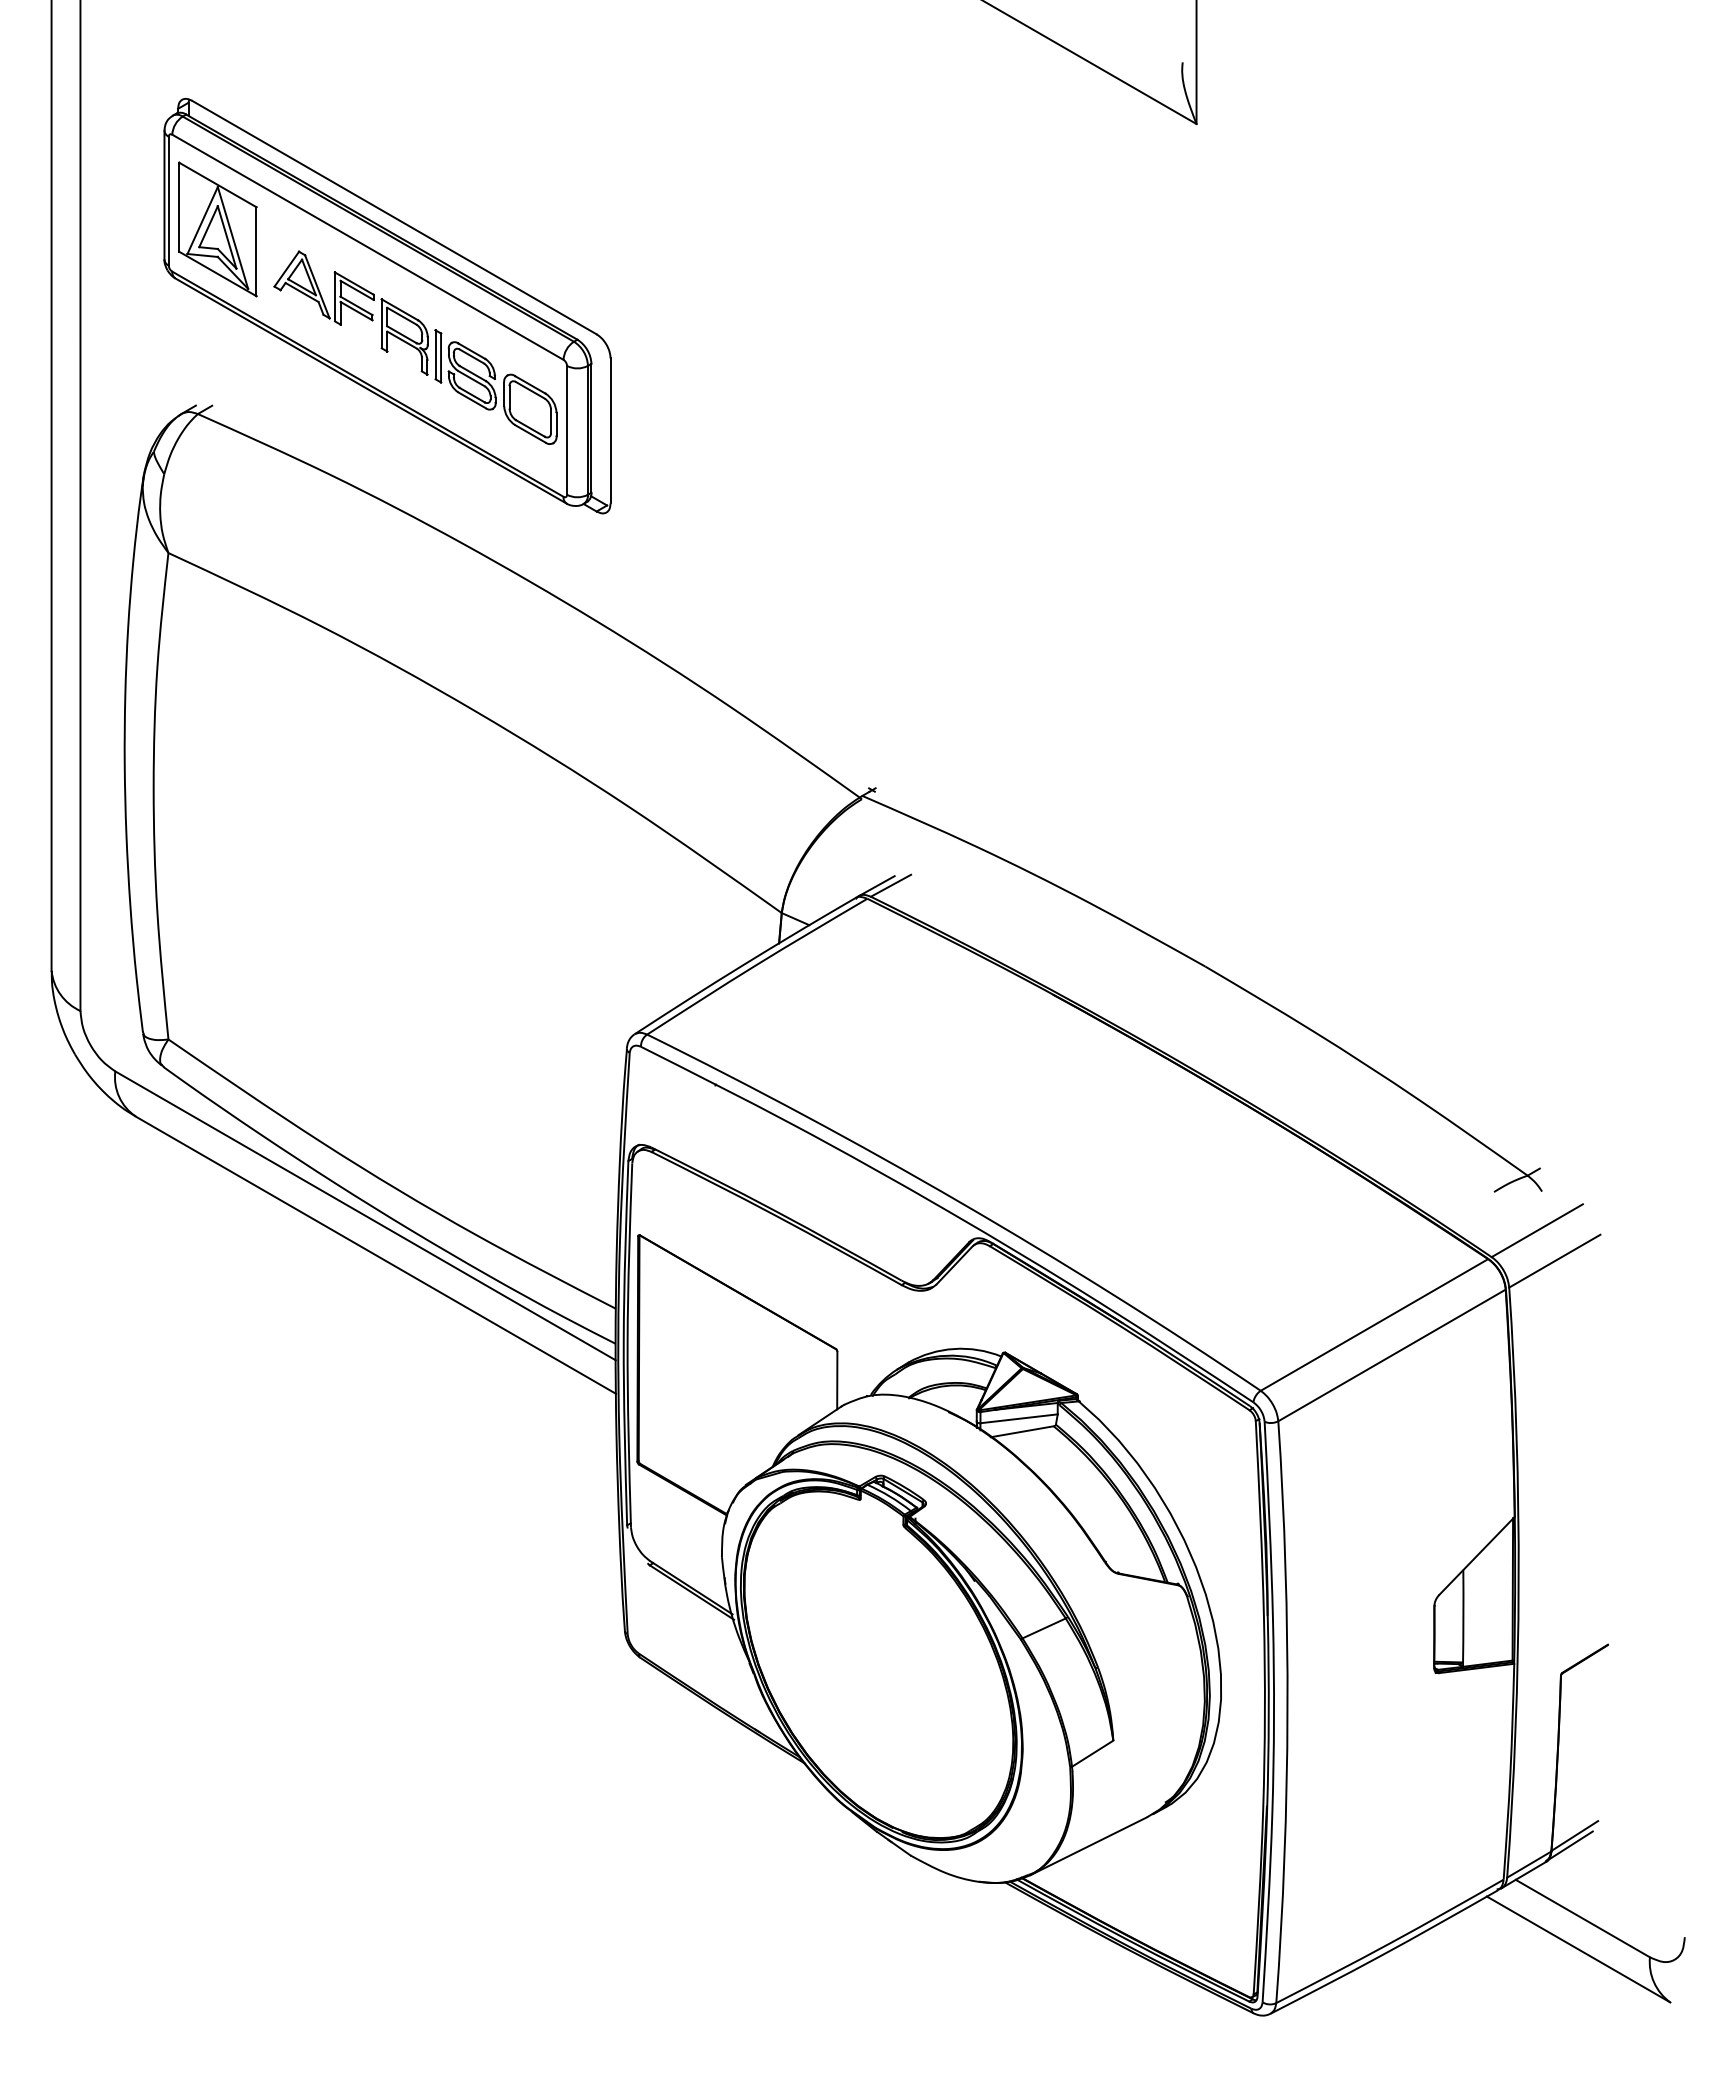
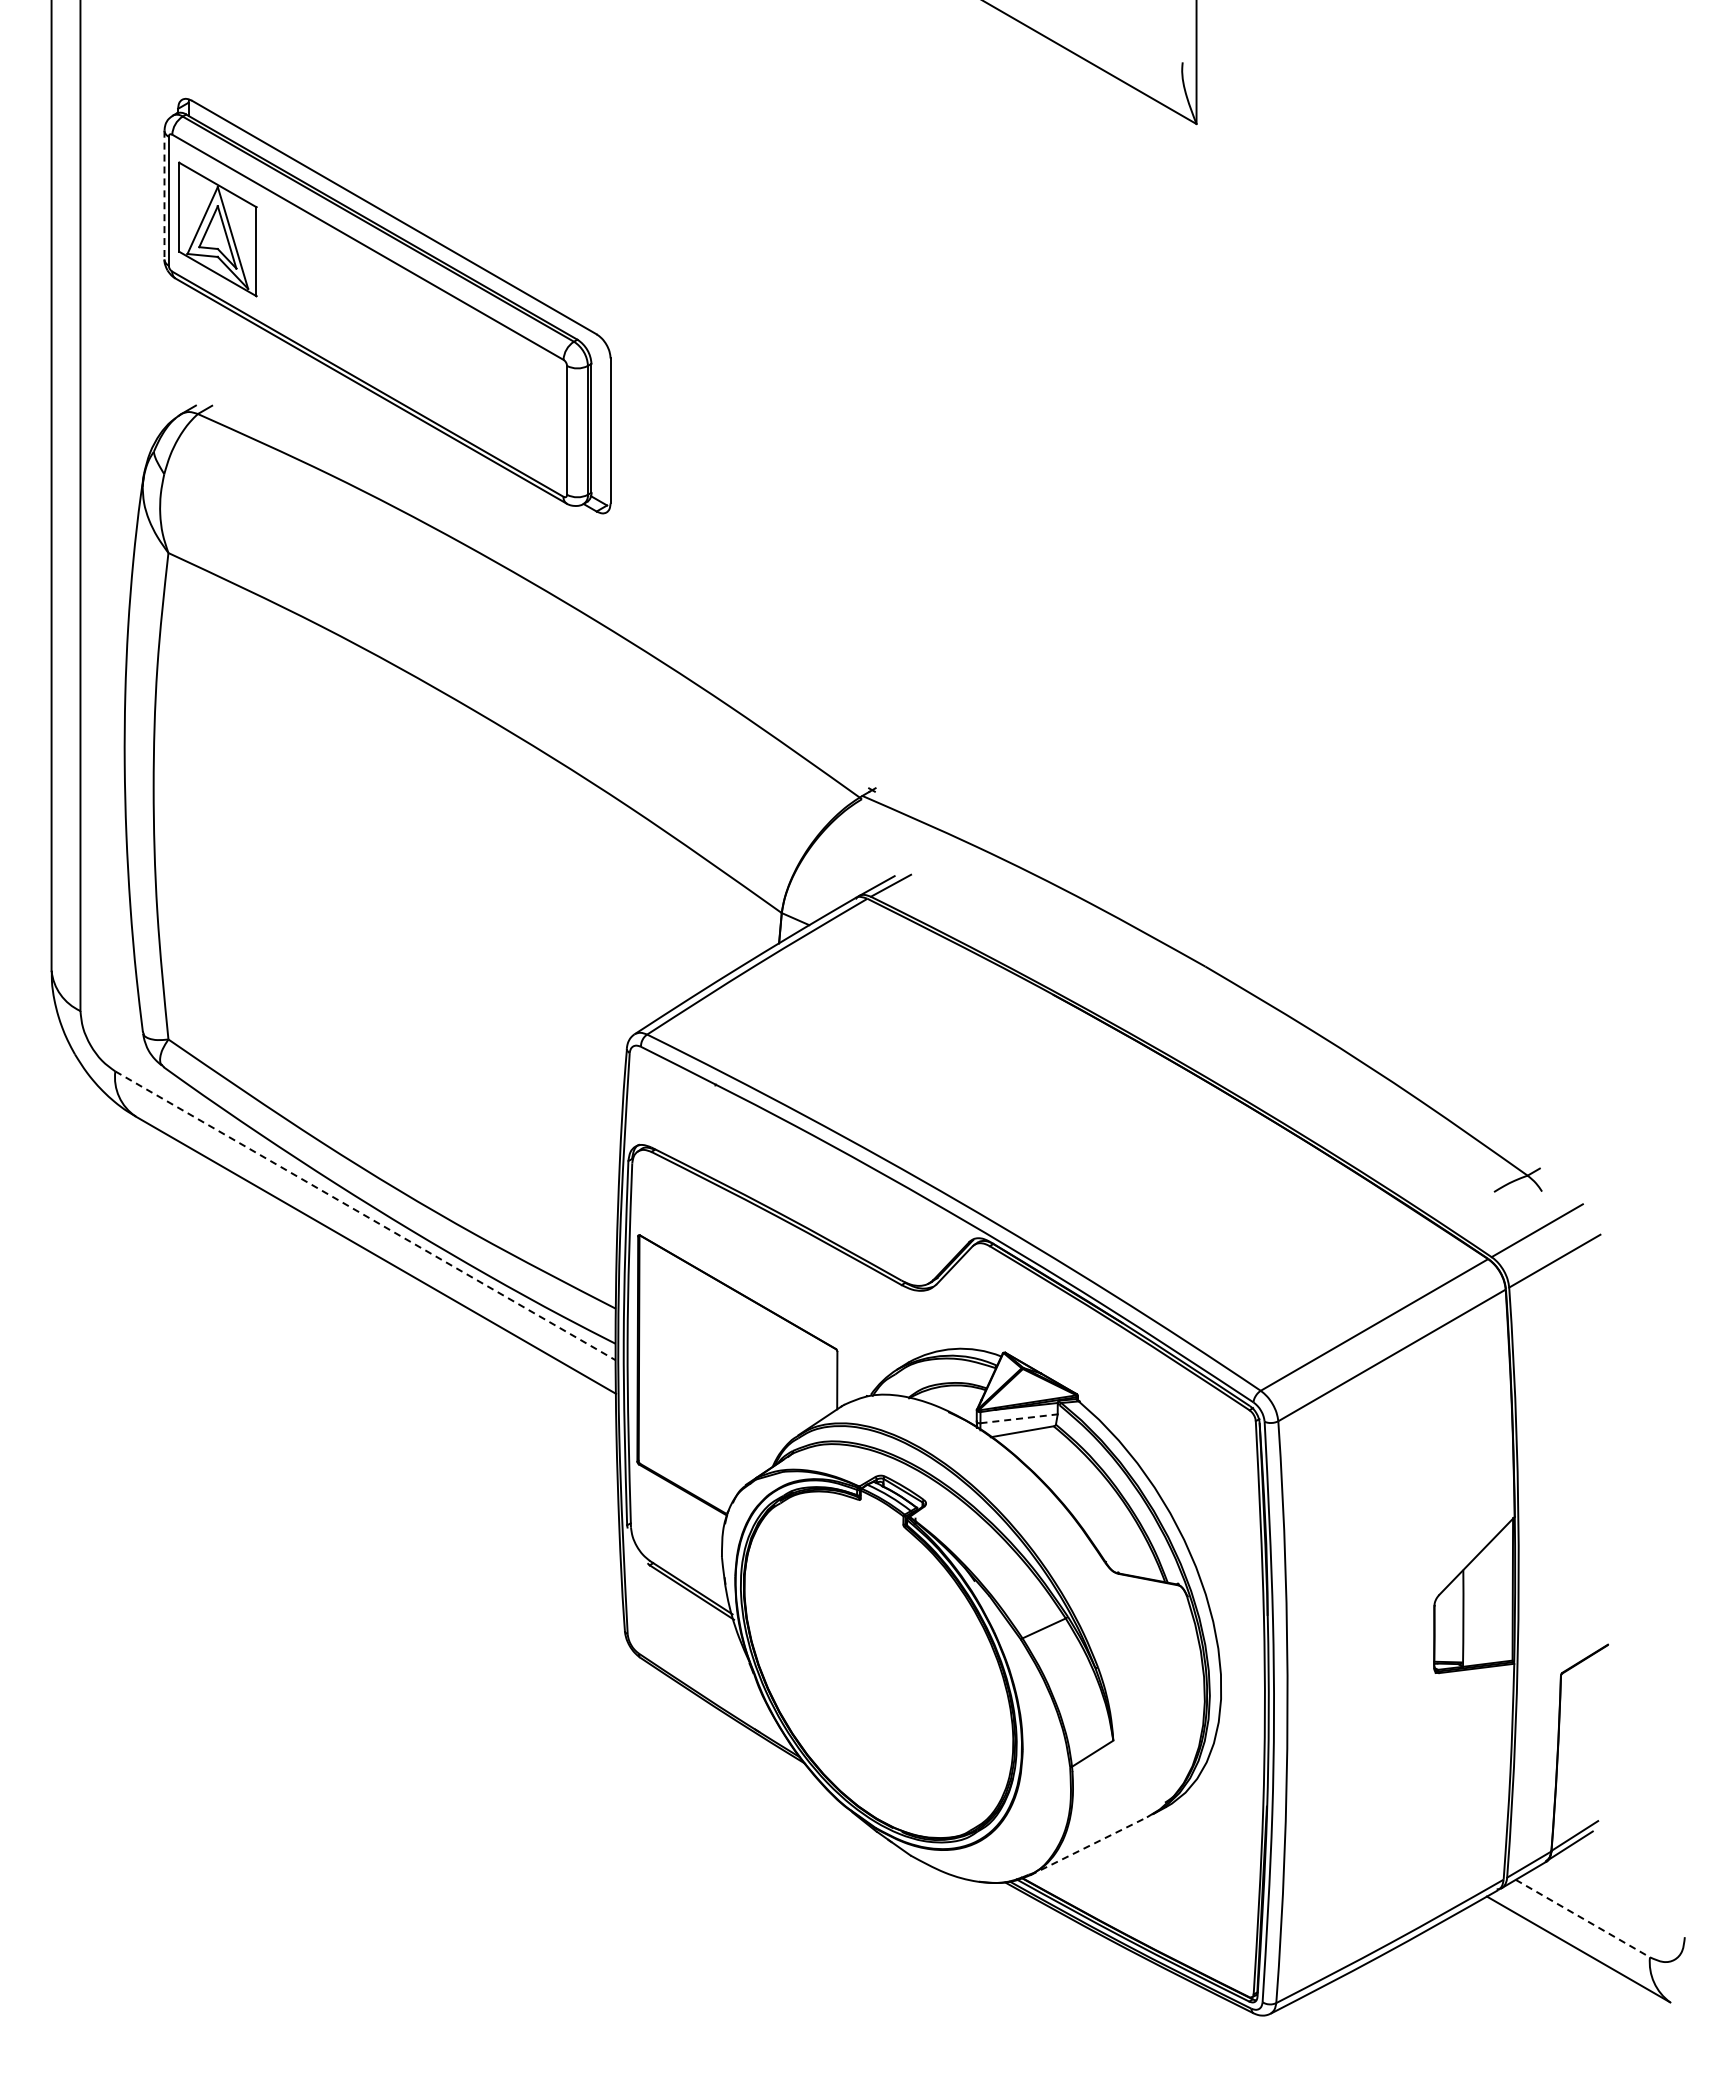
line: solid -> dashed (164, 195)
part: present -> none (415, 347)
line: solid -> dashed (365, 1215)
line: solid -> dashed (1019, 1418)
line: solid -> dashed (1088, 1846)
line: solid -> dashed (1583, 1918)
